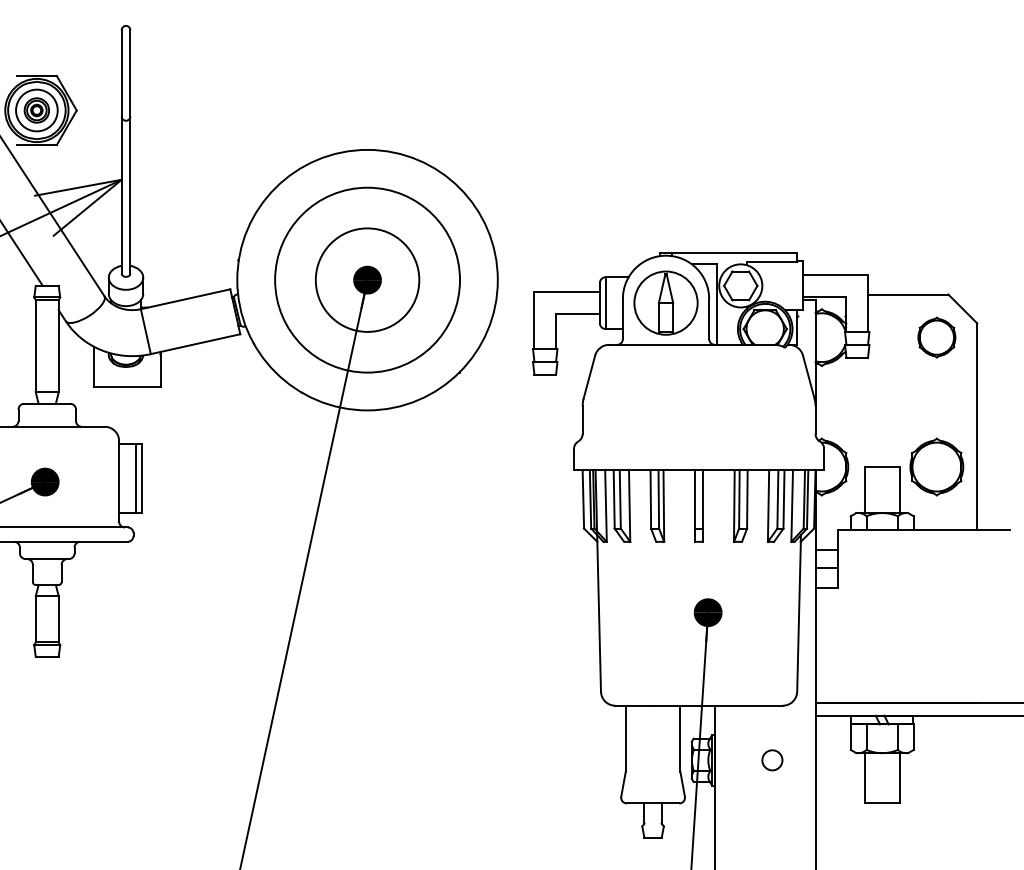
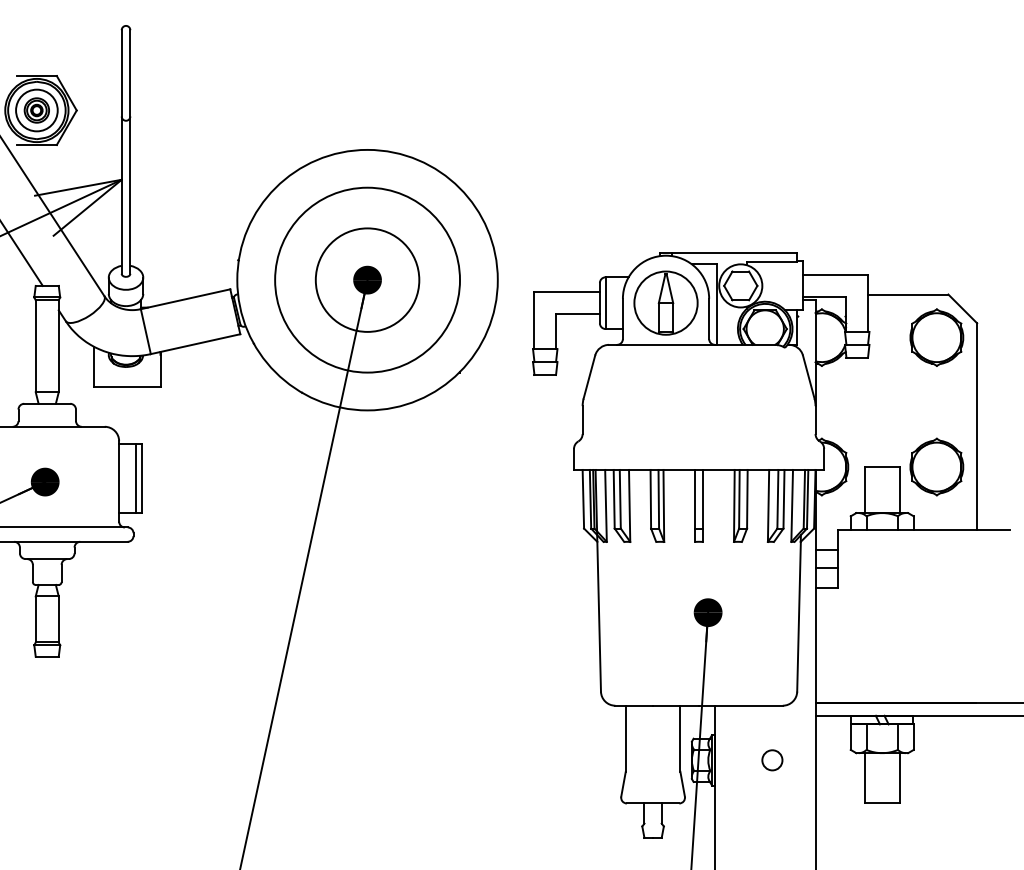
part size: 40x43 px -> 56x59 px (936, 337)
